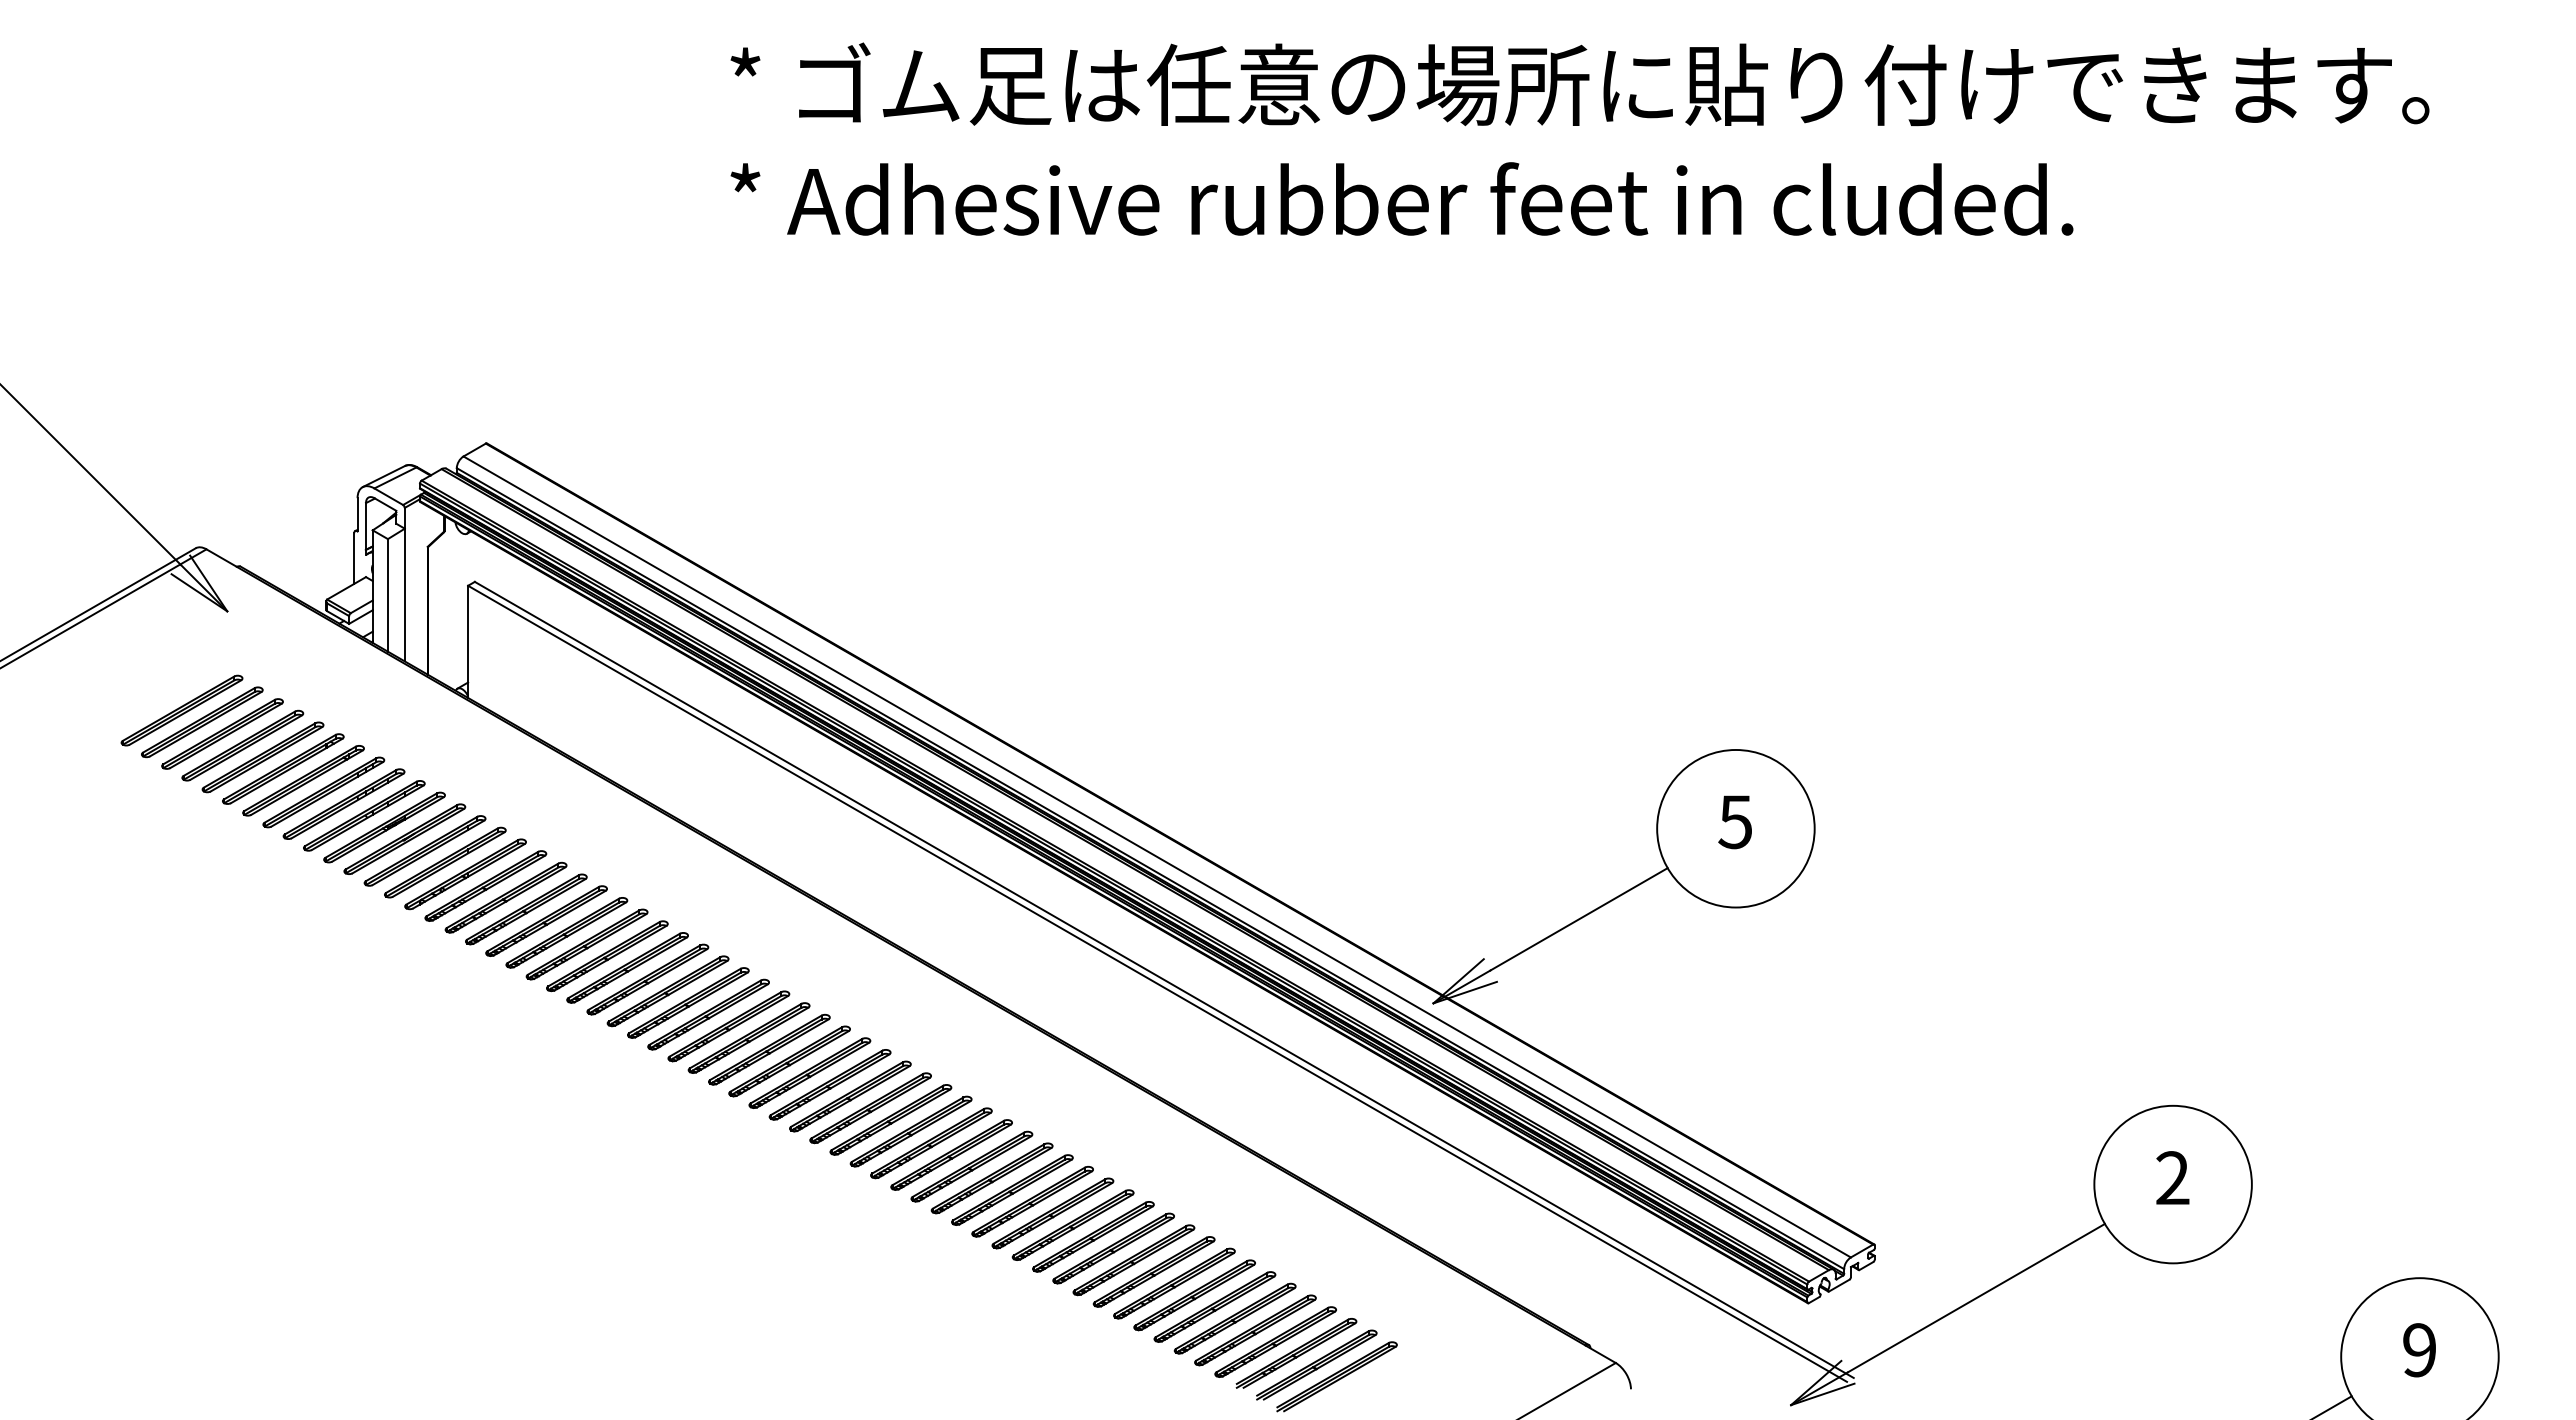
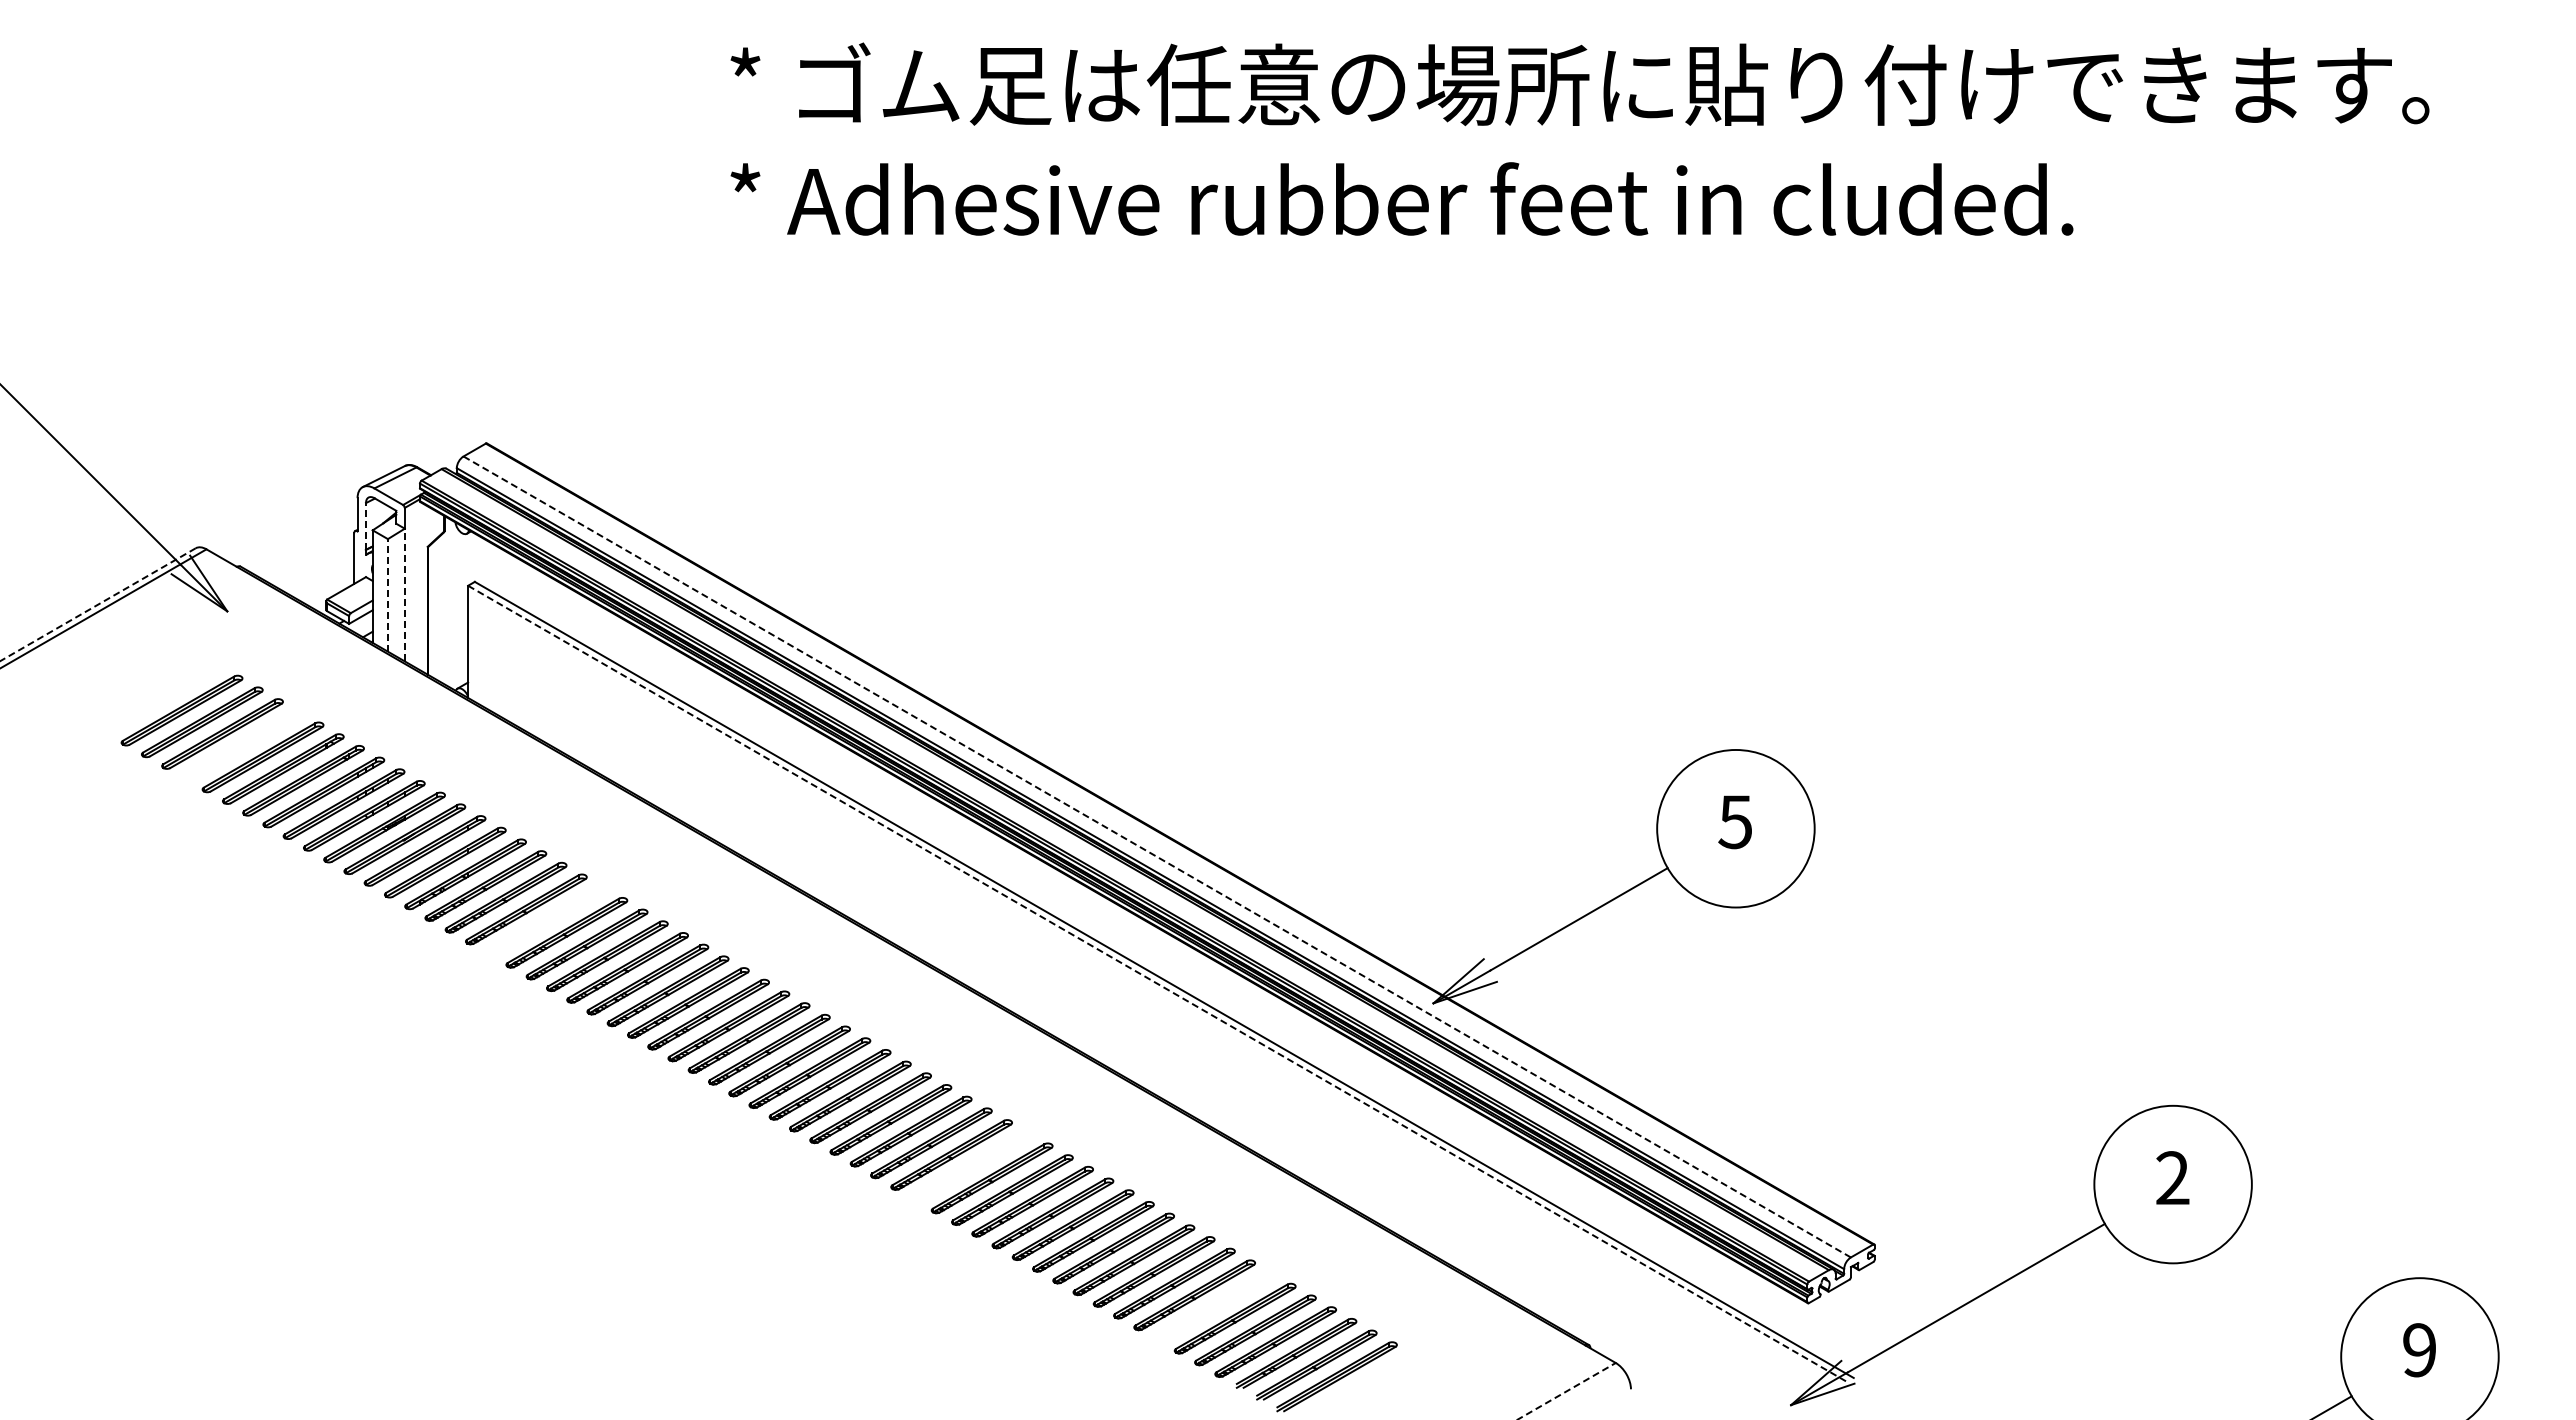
line: solid -> dashed (366, 525)
line: solid -> dashed (387, 594)
line: solid -> dashed (404, 594)
line: solid -> dashed (97, 604)
part: present -> none (242, 745)
line: solid -> dashed (1157, 856)
part: present -> none (546, 920)
line: solid -> dashed (1158, 984)
part: present -> none (971, 1166)
part: present -> none (1214, 1306)
line: solid -> dashed (1566, 1391)
